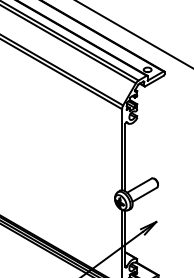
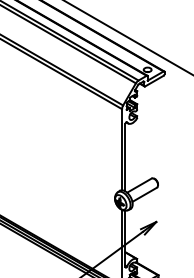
line position: (134, 34) -> (128, 37) (128, 37)
